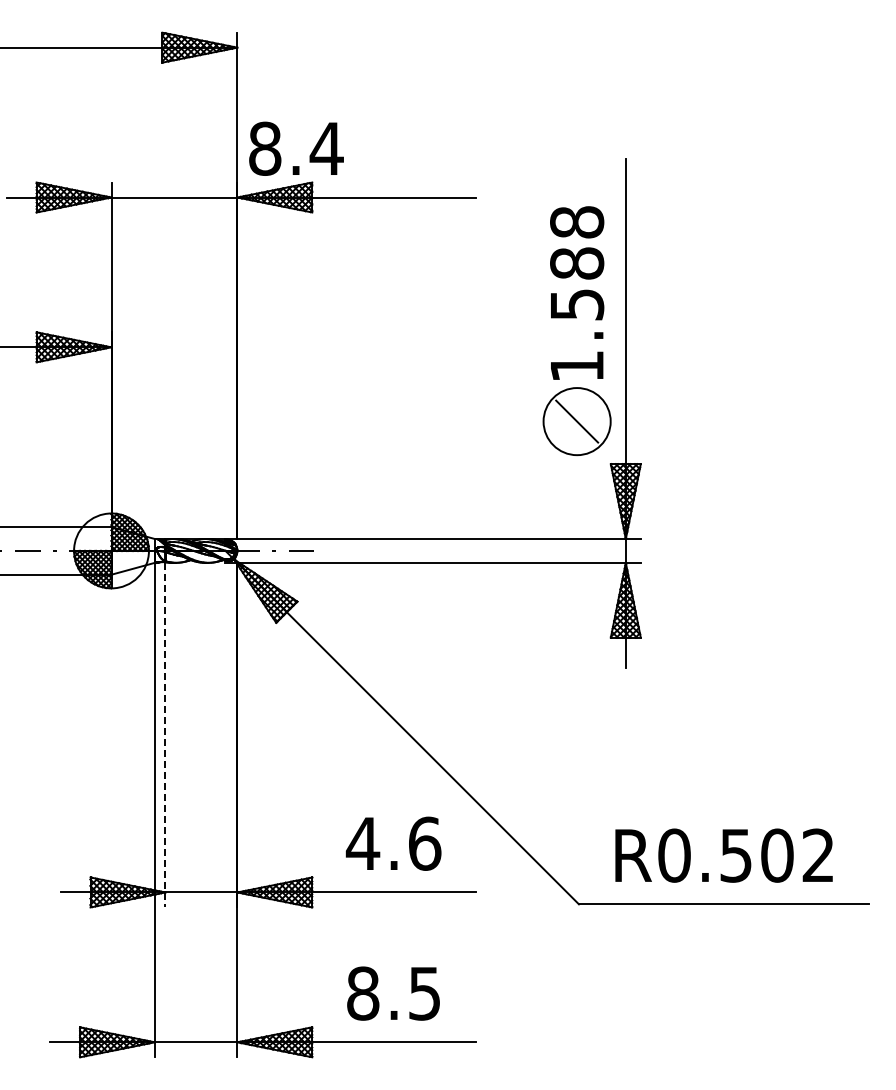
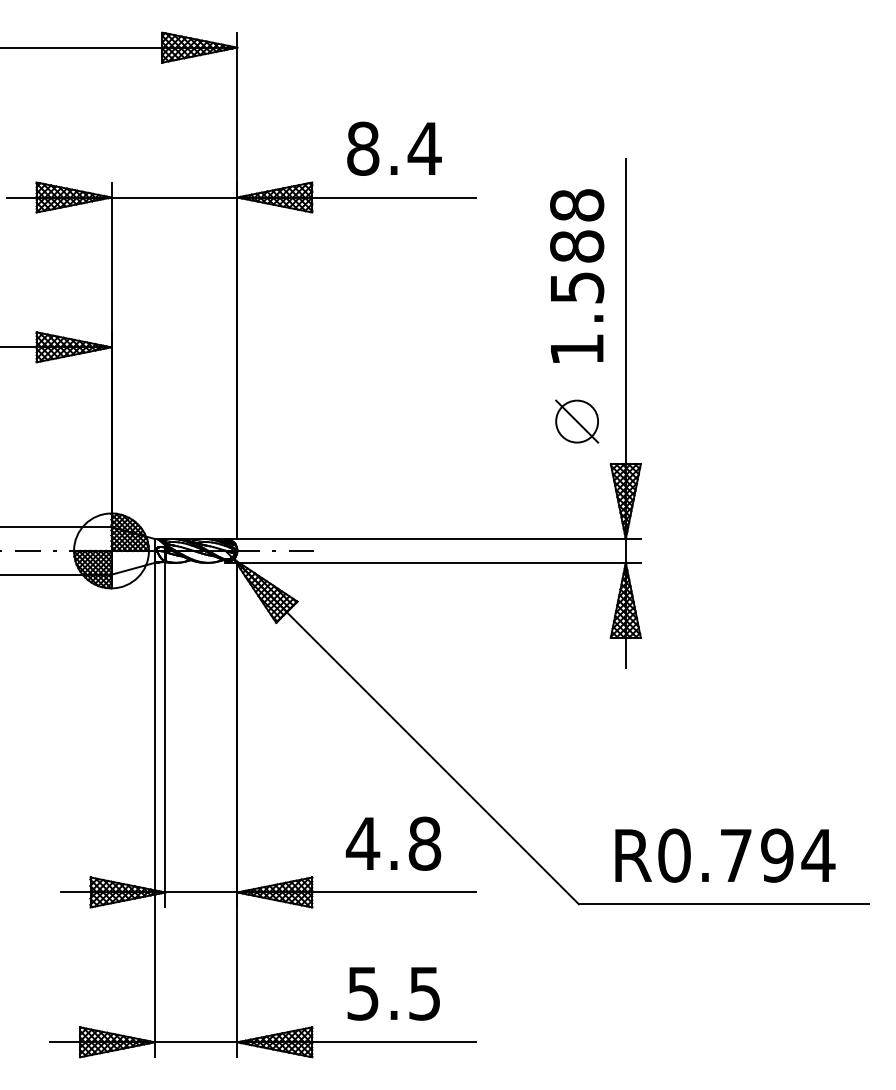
text position: (296, 148) -> (394, 148) (394, 148)
text position: (577, 292) -> (577, 275) (577, 275)
circle diameter: 67 px -> 42 px (577, 421)
line: dashed -> solid (165, 735)
text: 4.6 -> 4.8 (424, 843)
text: R0.502 -> R0.794 (777, 855)
text: 8.5 -> 5.5 (363, 993)
